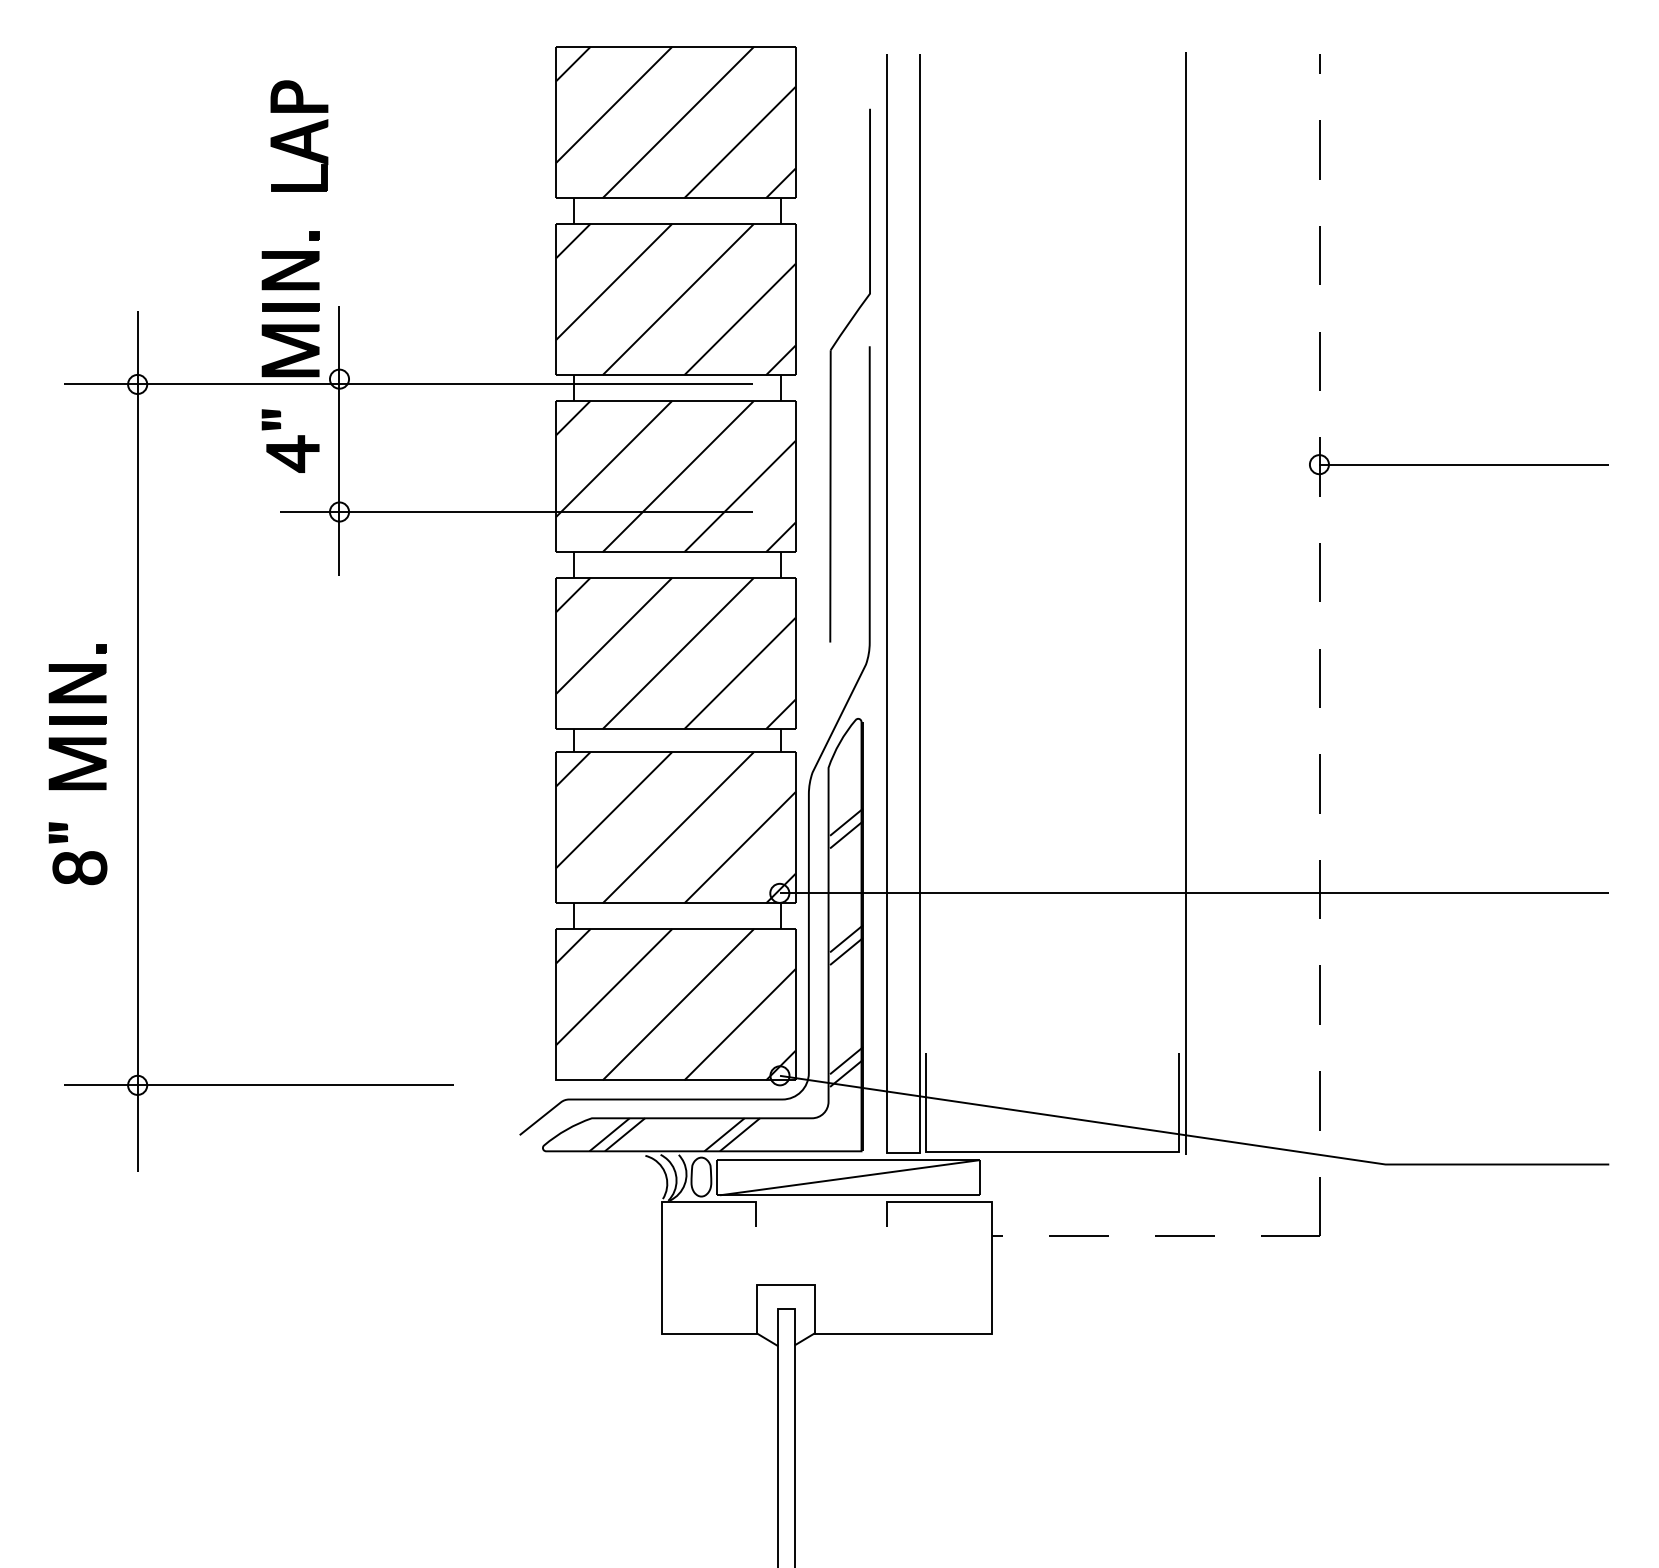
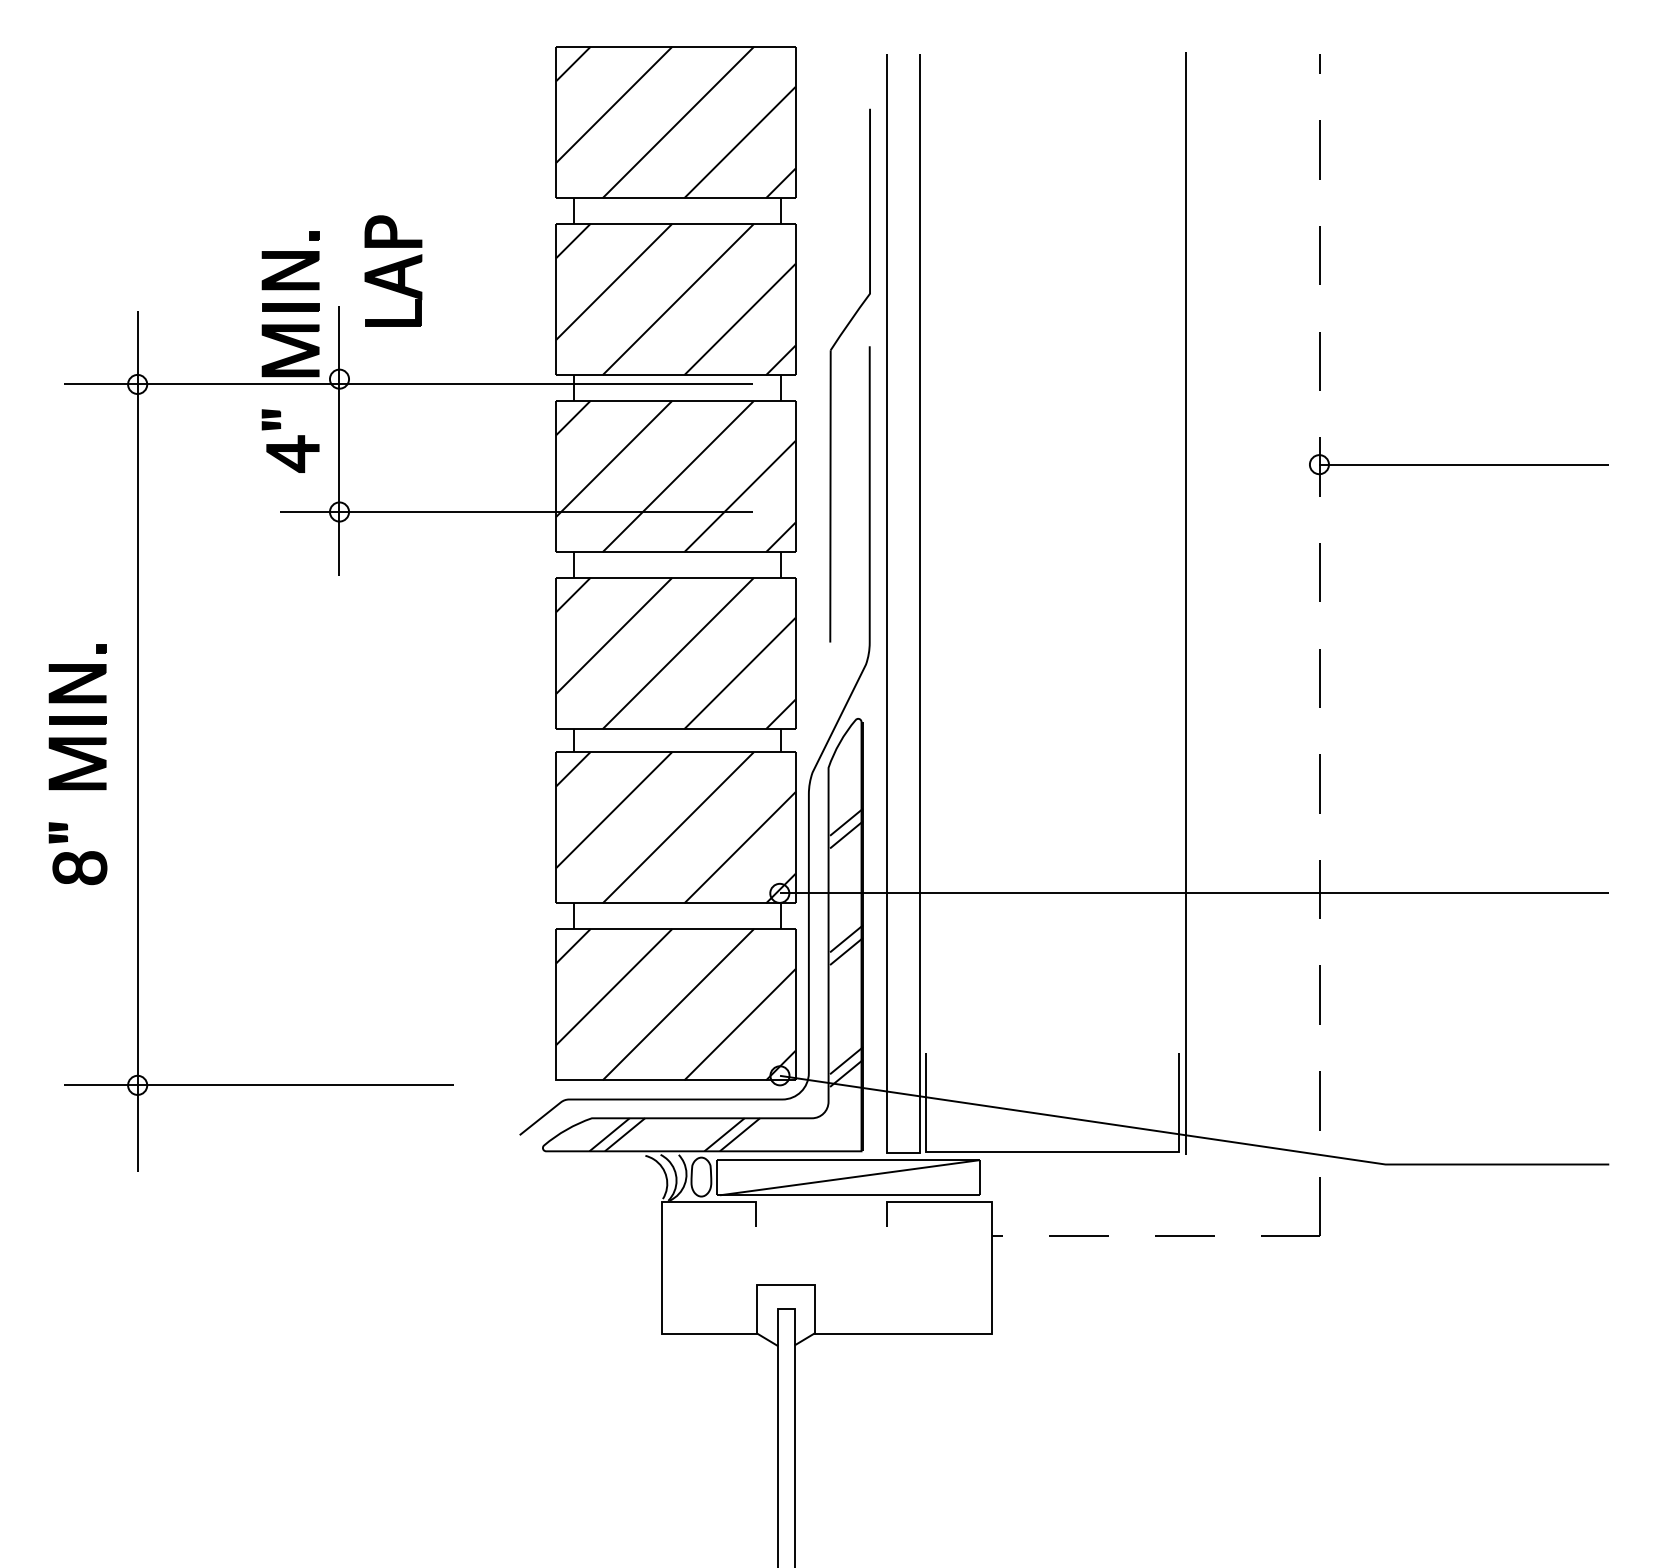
part position: (299, 135) -> (393, 270) (393, 270)
